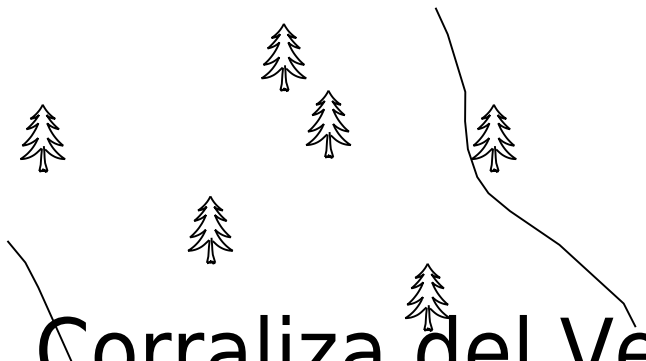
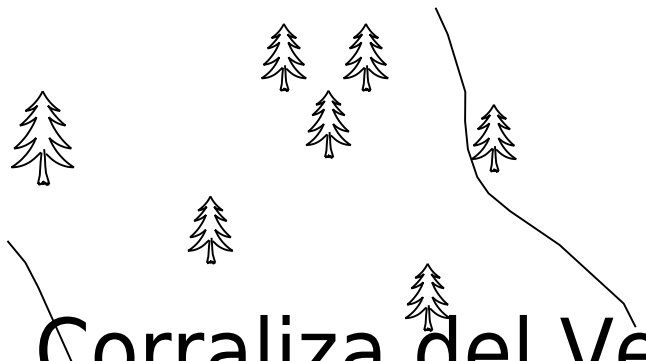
part: none -> present (365, 57)
part size: 46x69 px -> 64x95 px (42, 138)
